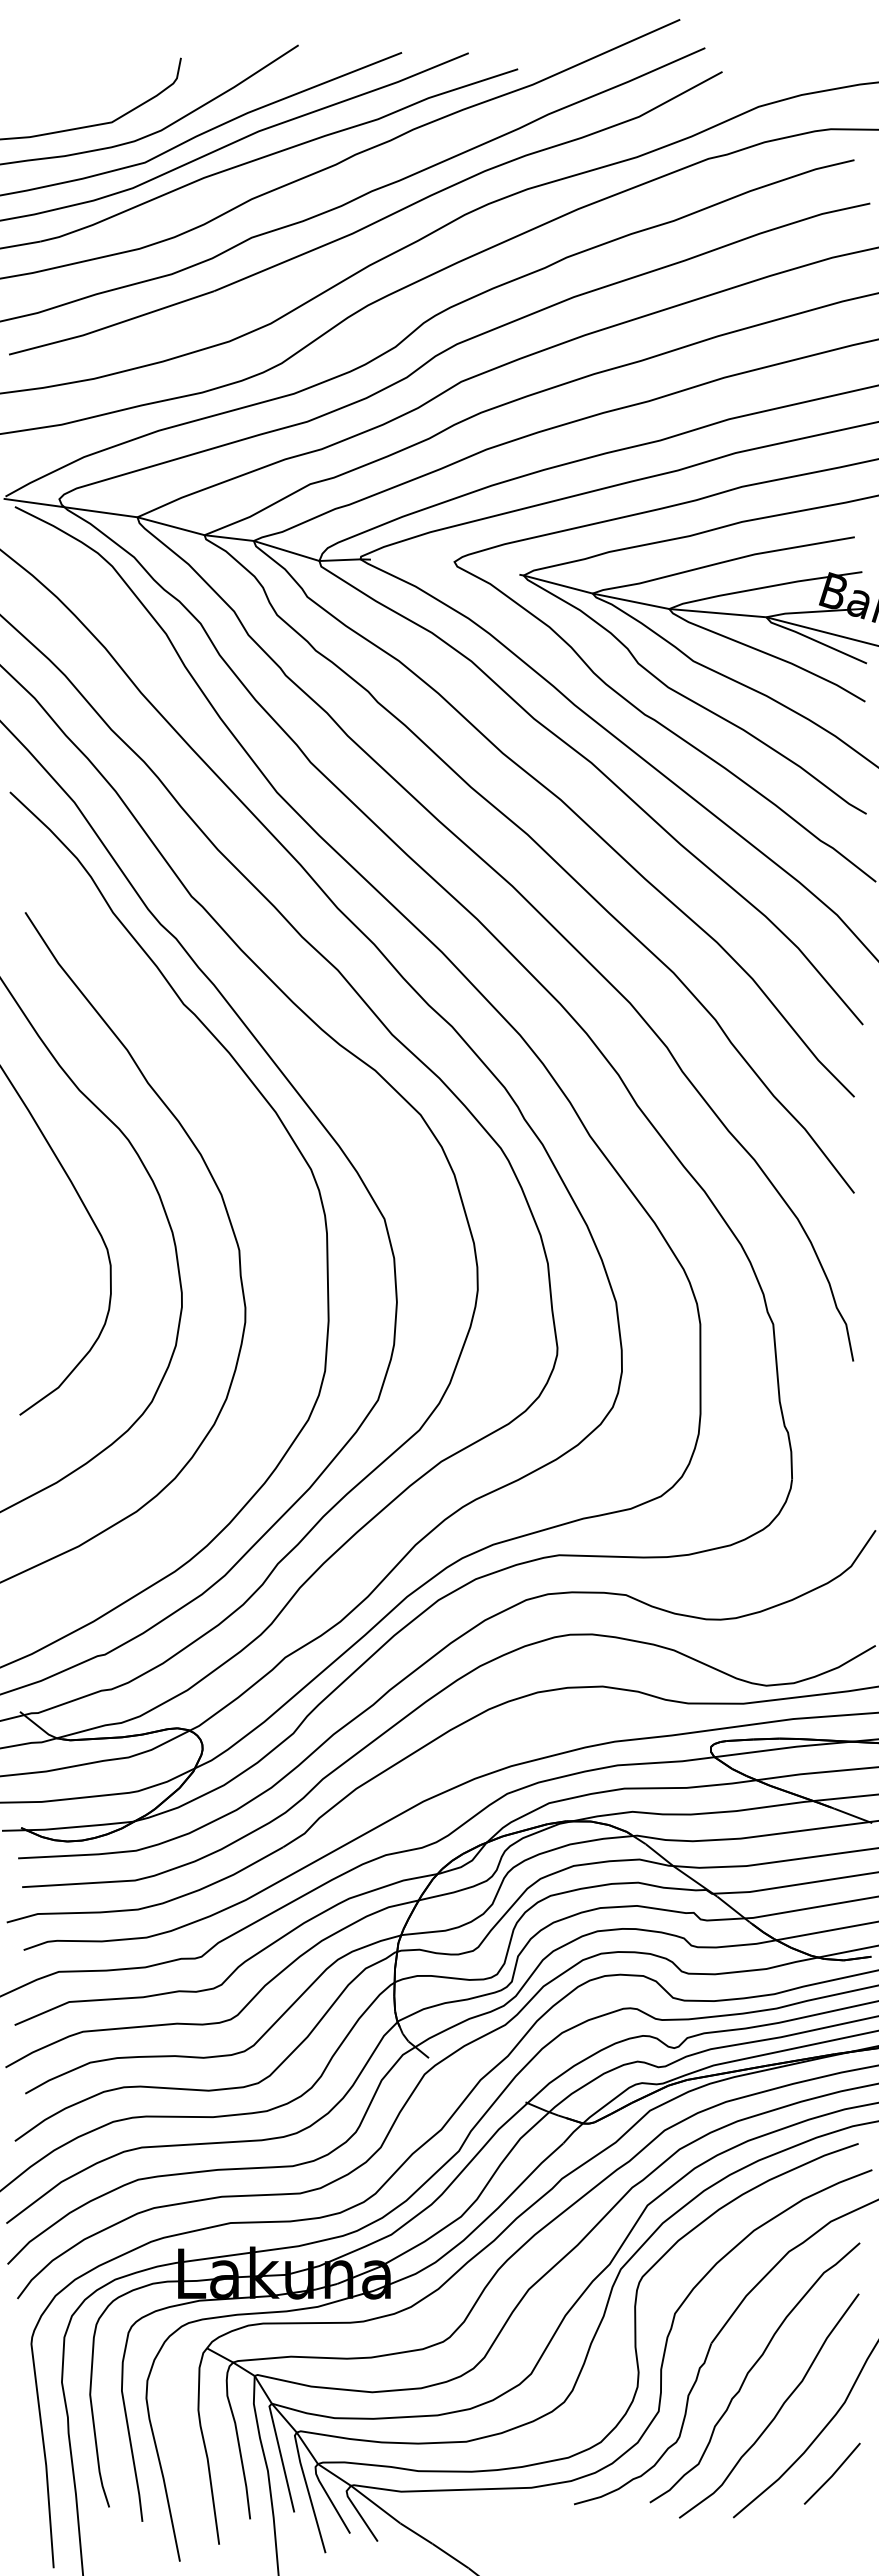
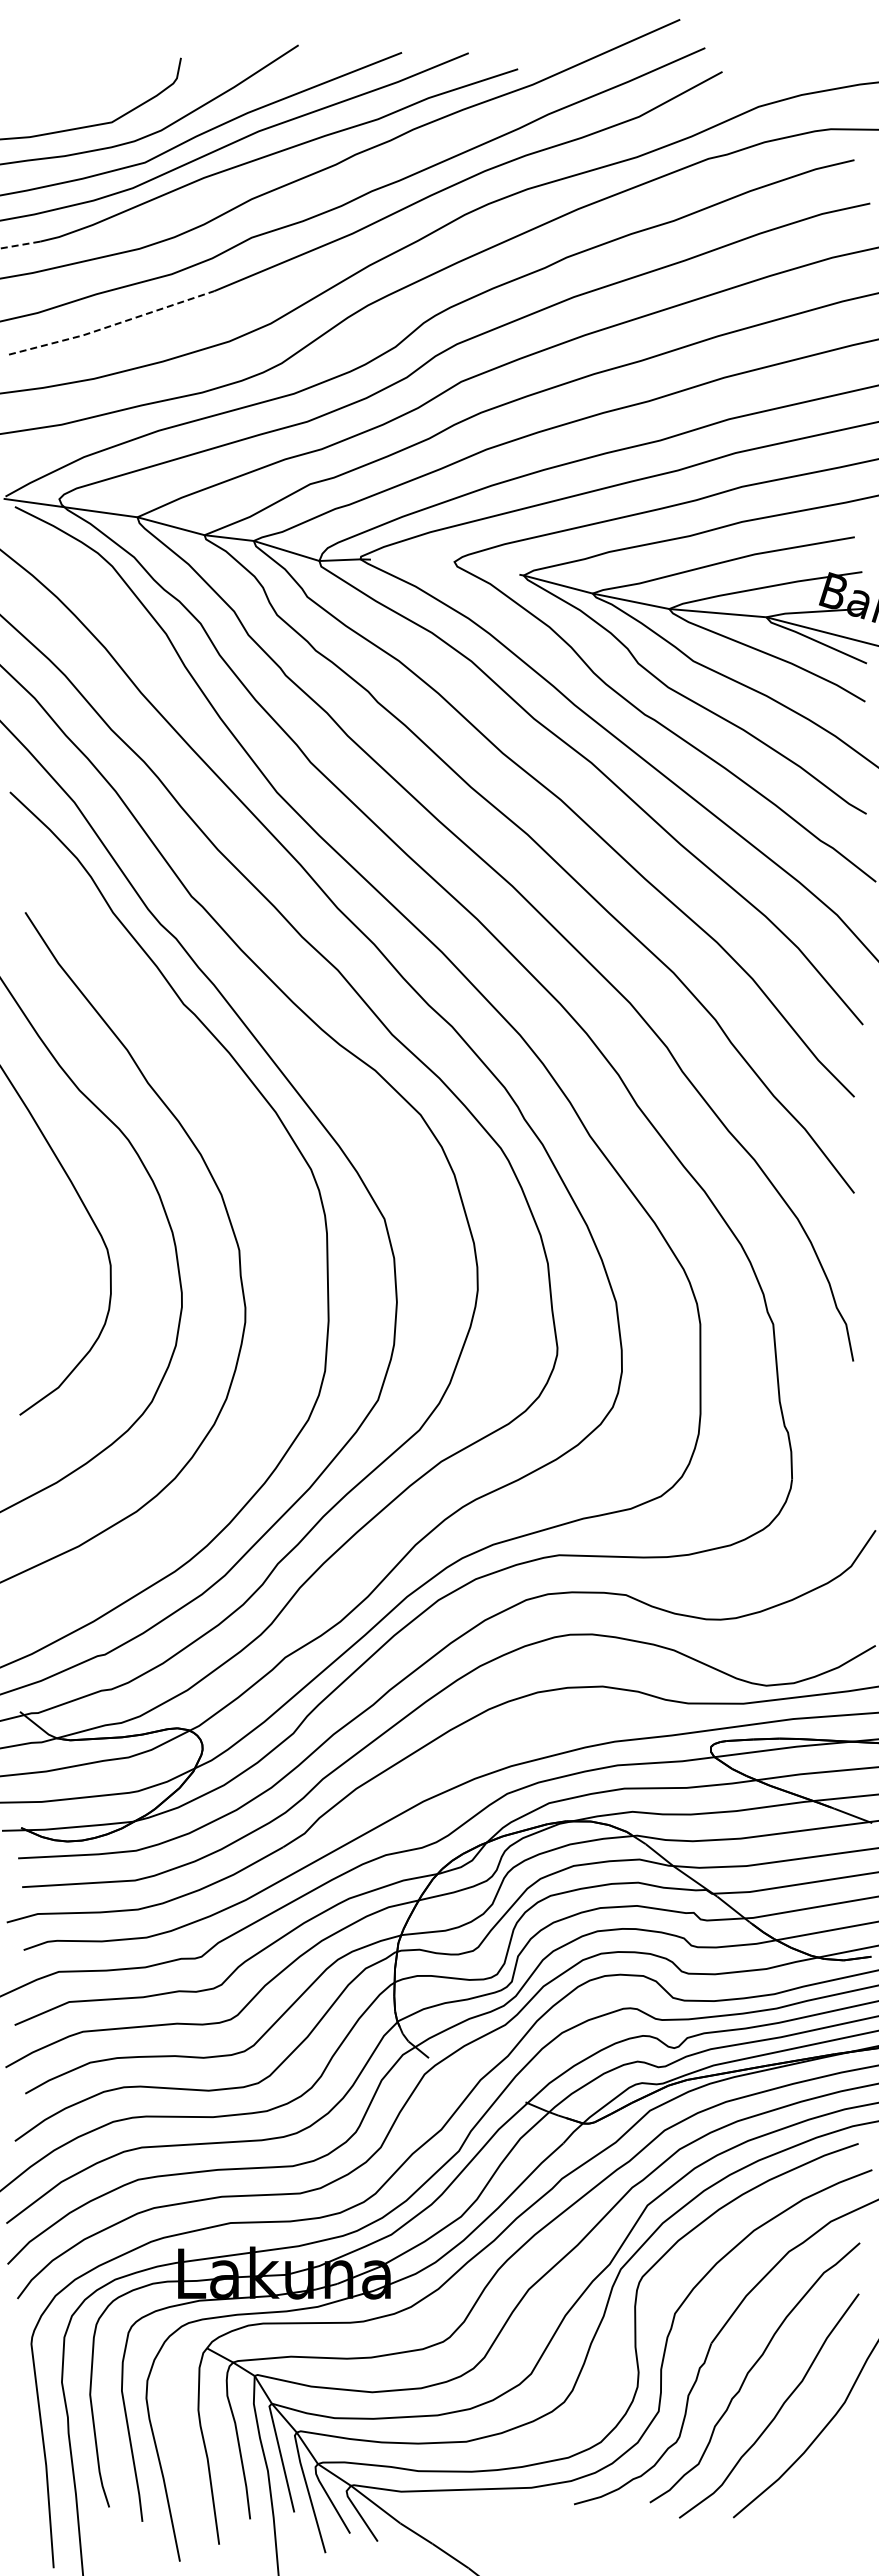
line: solid -> dashed (20, 245)
line: solid -> dashed (112, 325)
line: present -> none (832, 2474)
